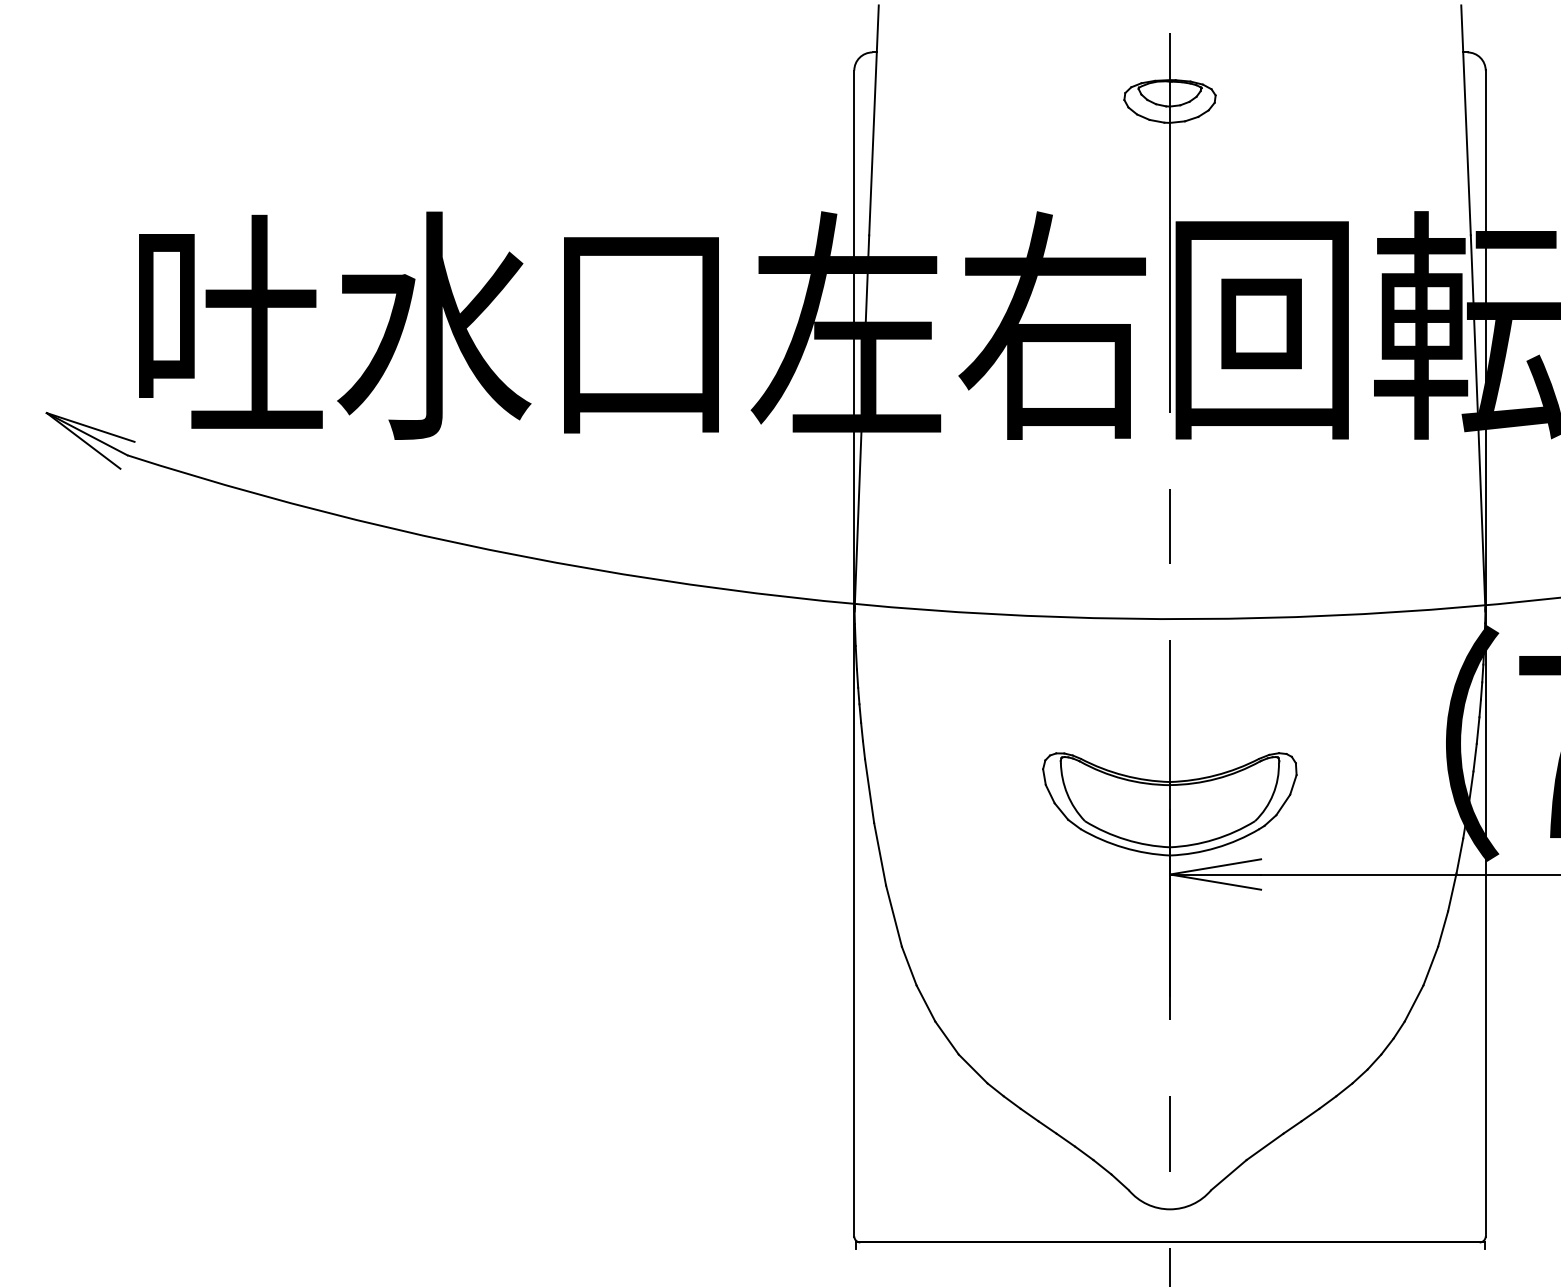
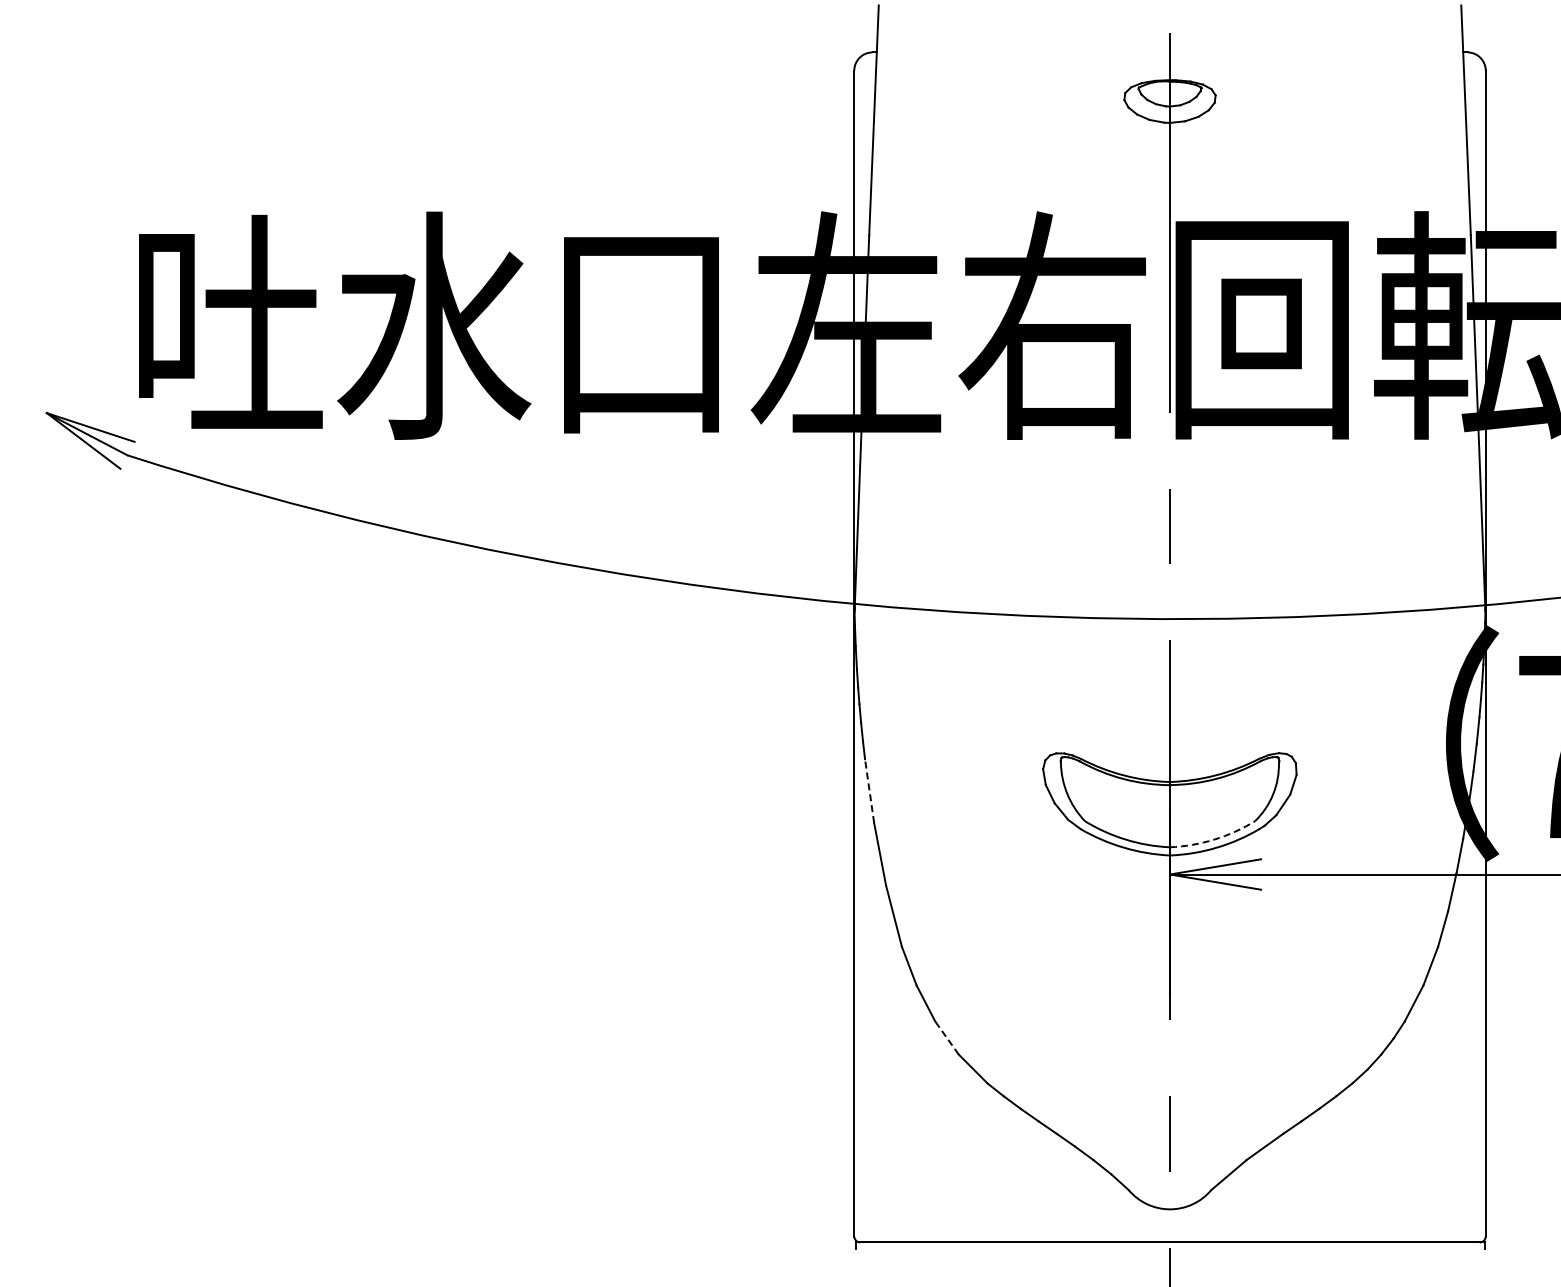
line: solid -> dashed (869, 790)
arc: solid -> dashed (1214, 839)
line: solid -> dashed (946, 1037)
